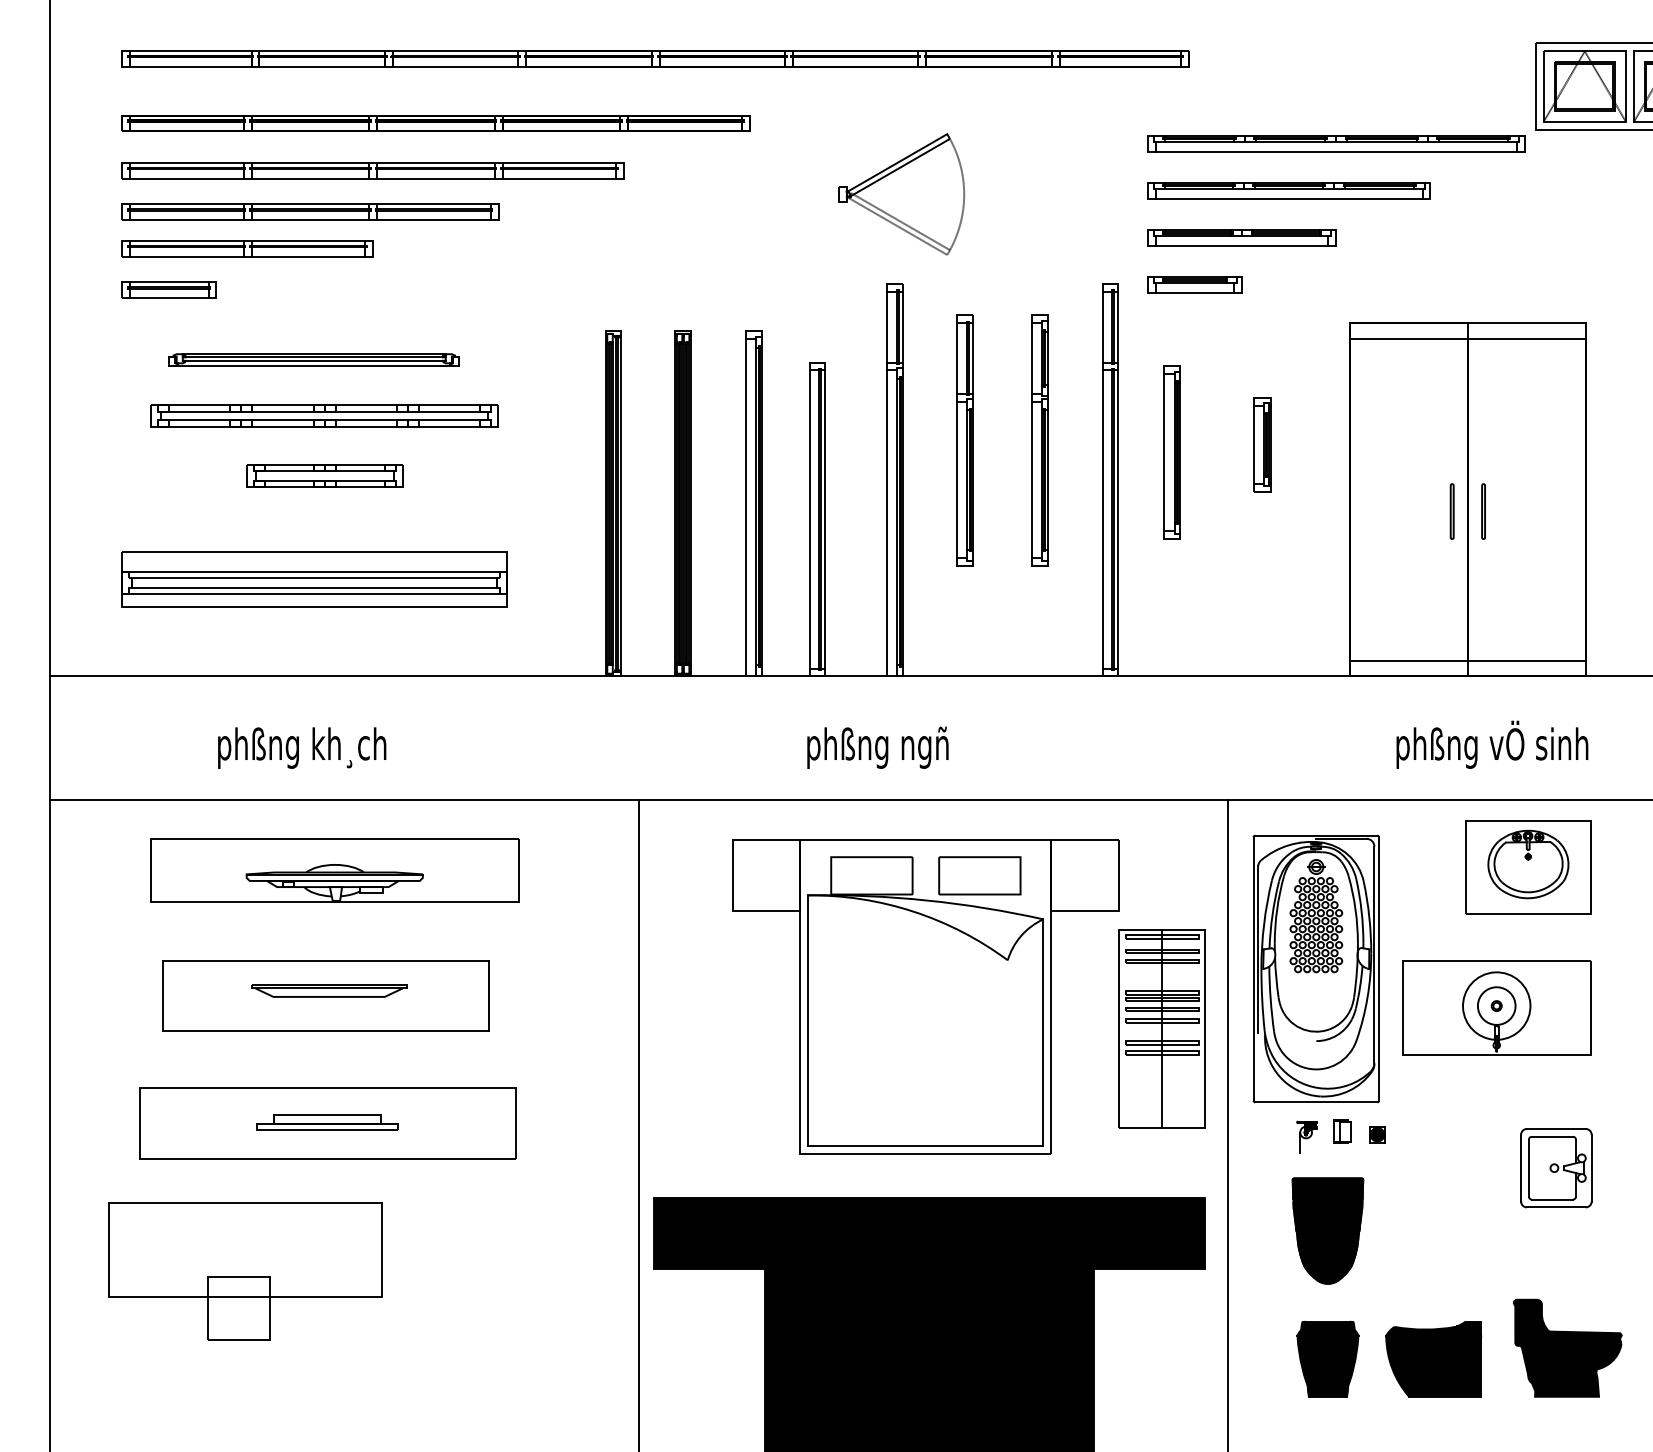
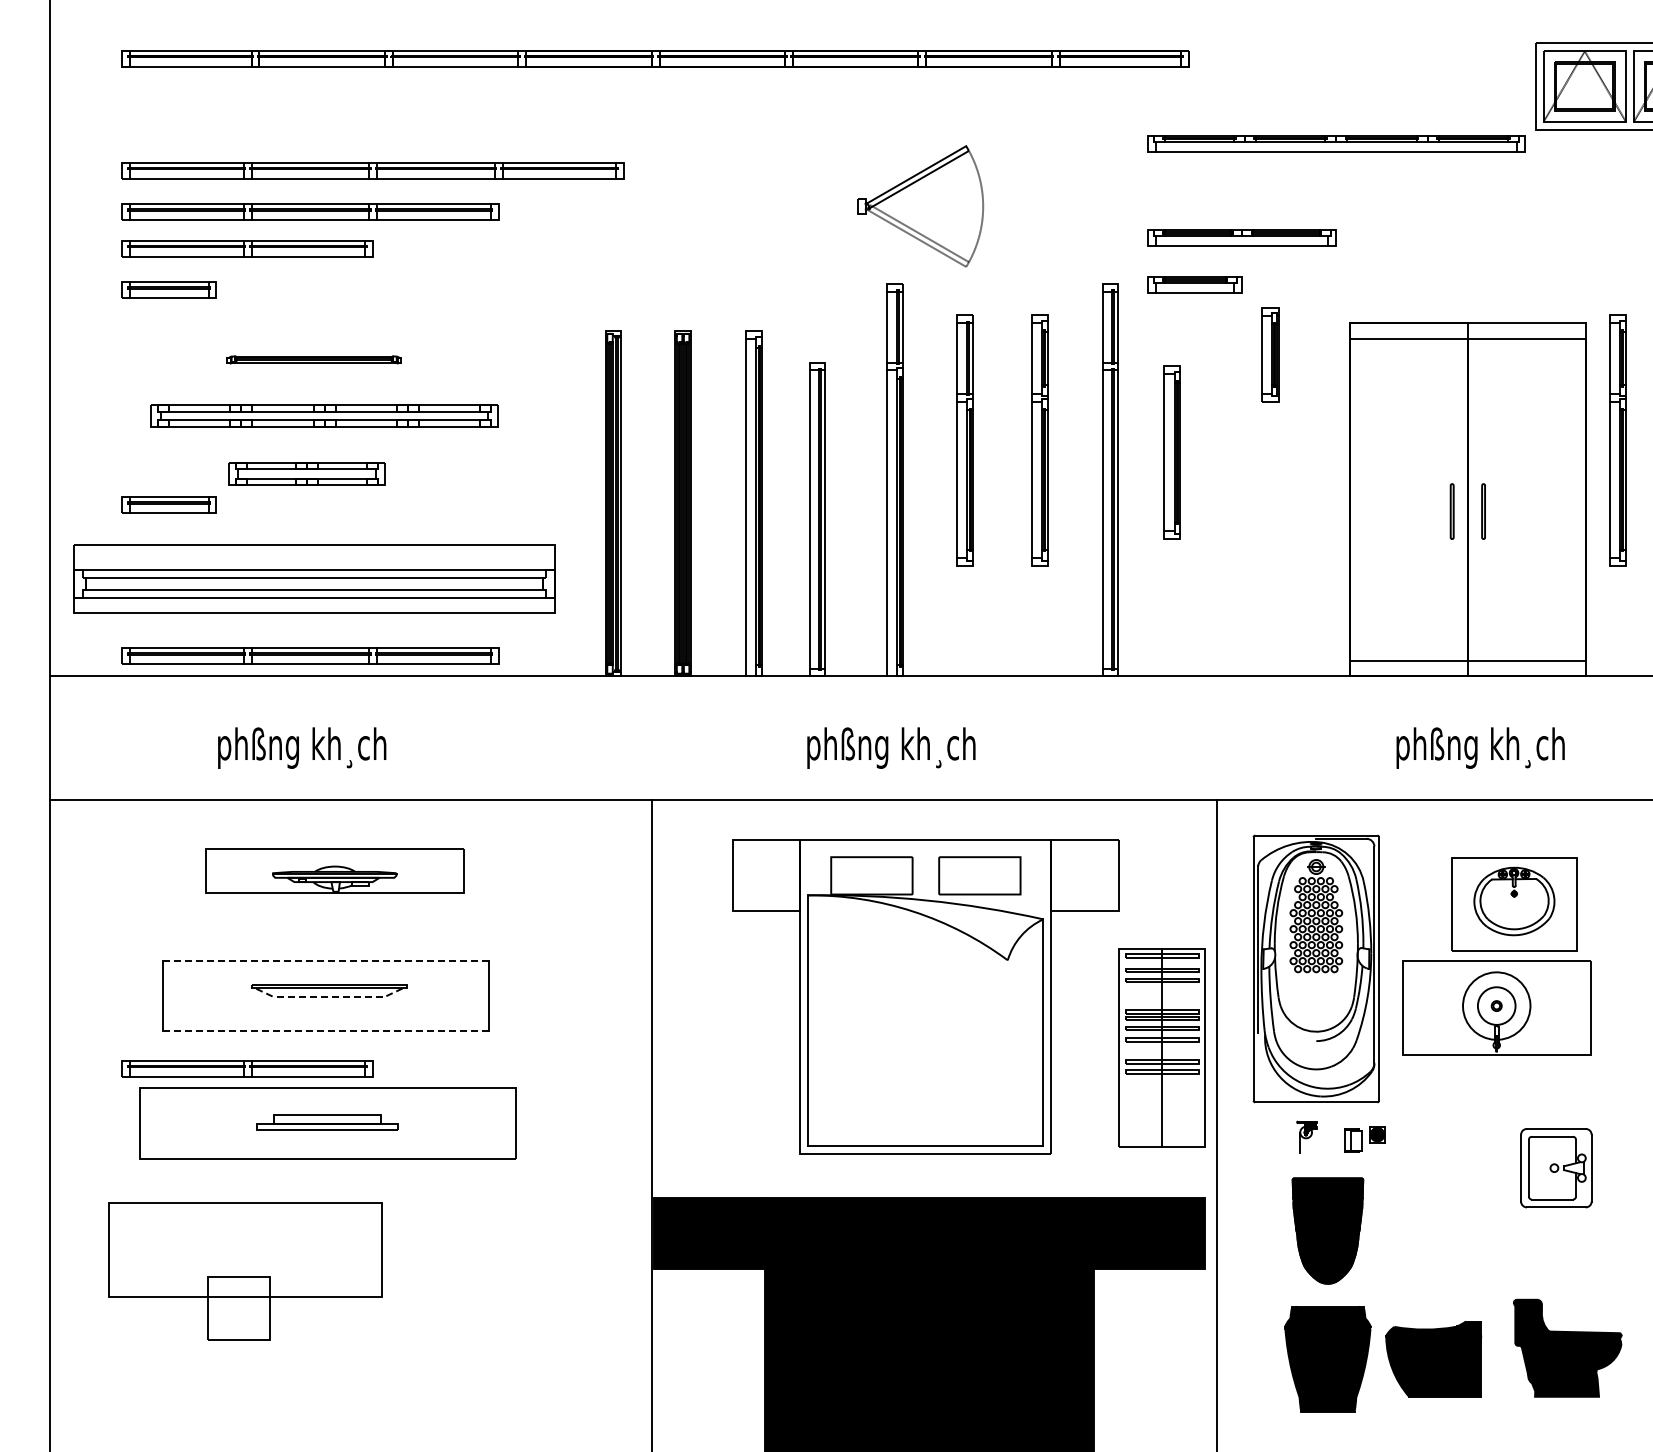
part: present -> none (435, 123)
part: present -> none (1288, 190)
part position: (901, 194) -> (920, 206) (920, 206)
part size: 292x14 px -> 176x10 px (313, 359)
part: none -> present (1617, 440)
part position: (1262, 444) -> (1270, 354) (1270, 354)
part position: (324, 475) -> (306, 473) (306, 473)
part: none -> present (168, 504)
part size: 387x57 px -> 483x70 px (314, 578)
part: none -> present (310, 655)
text: phßng vÖ sinh -> phßng kh¸ch (1538, 744)
text: phßng ngñ -> phßng kh¸ch (938, 747)
part position: (1528, 867) -> (1514, 904) (1514, 904)
part size: 370x65 px -> 260x46 px (334, 870)
line: solid -> dashed (326, 960)
line: solid -> dashed (329, 996)
part position: (1161, 1028) -> (1161, 1047) (1161, 1047)
line: solid -> dashed (326, 1031)
part: none -> present (247, 1068)
line position: (638, 1124) -> (651, 1124) (651, 1124)
line position: (1228, 1124) -> (1217, 1124) (1217, 1124)
part position: (1342, 1131) -> (1353, 1140) (1353, 1140)
part size: 64x78 px -> 88x107 px (1327, 1359)
